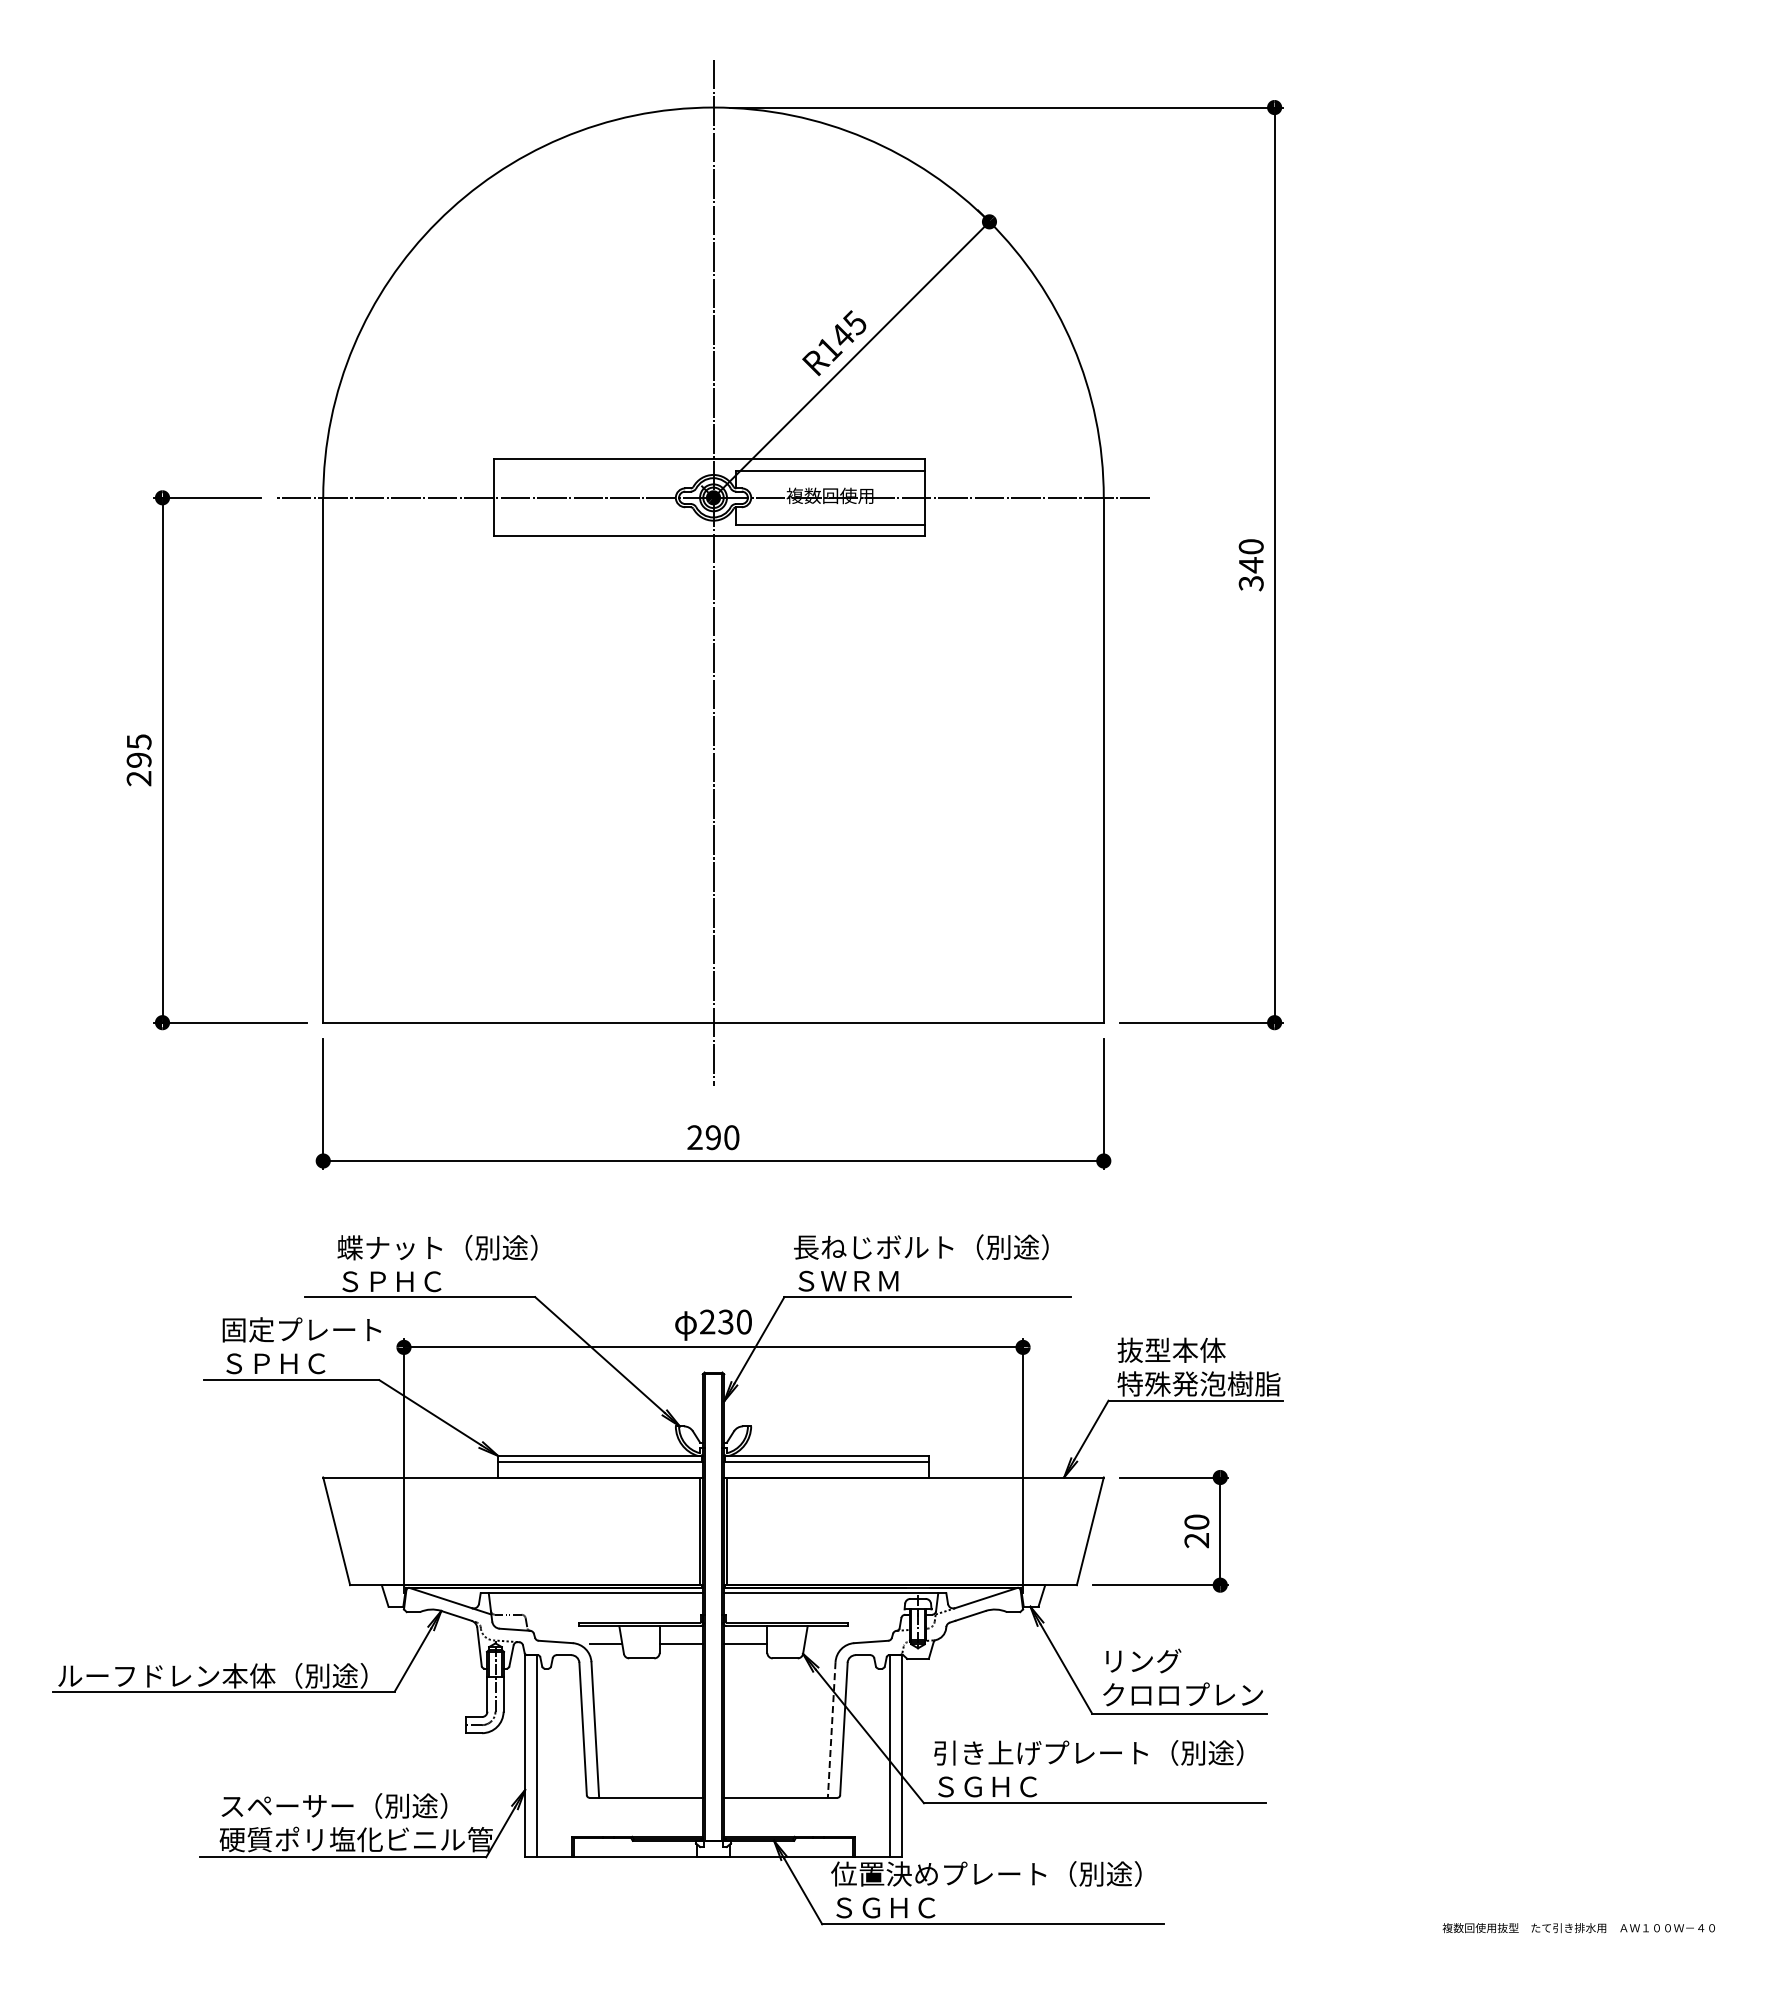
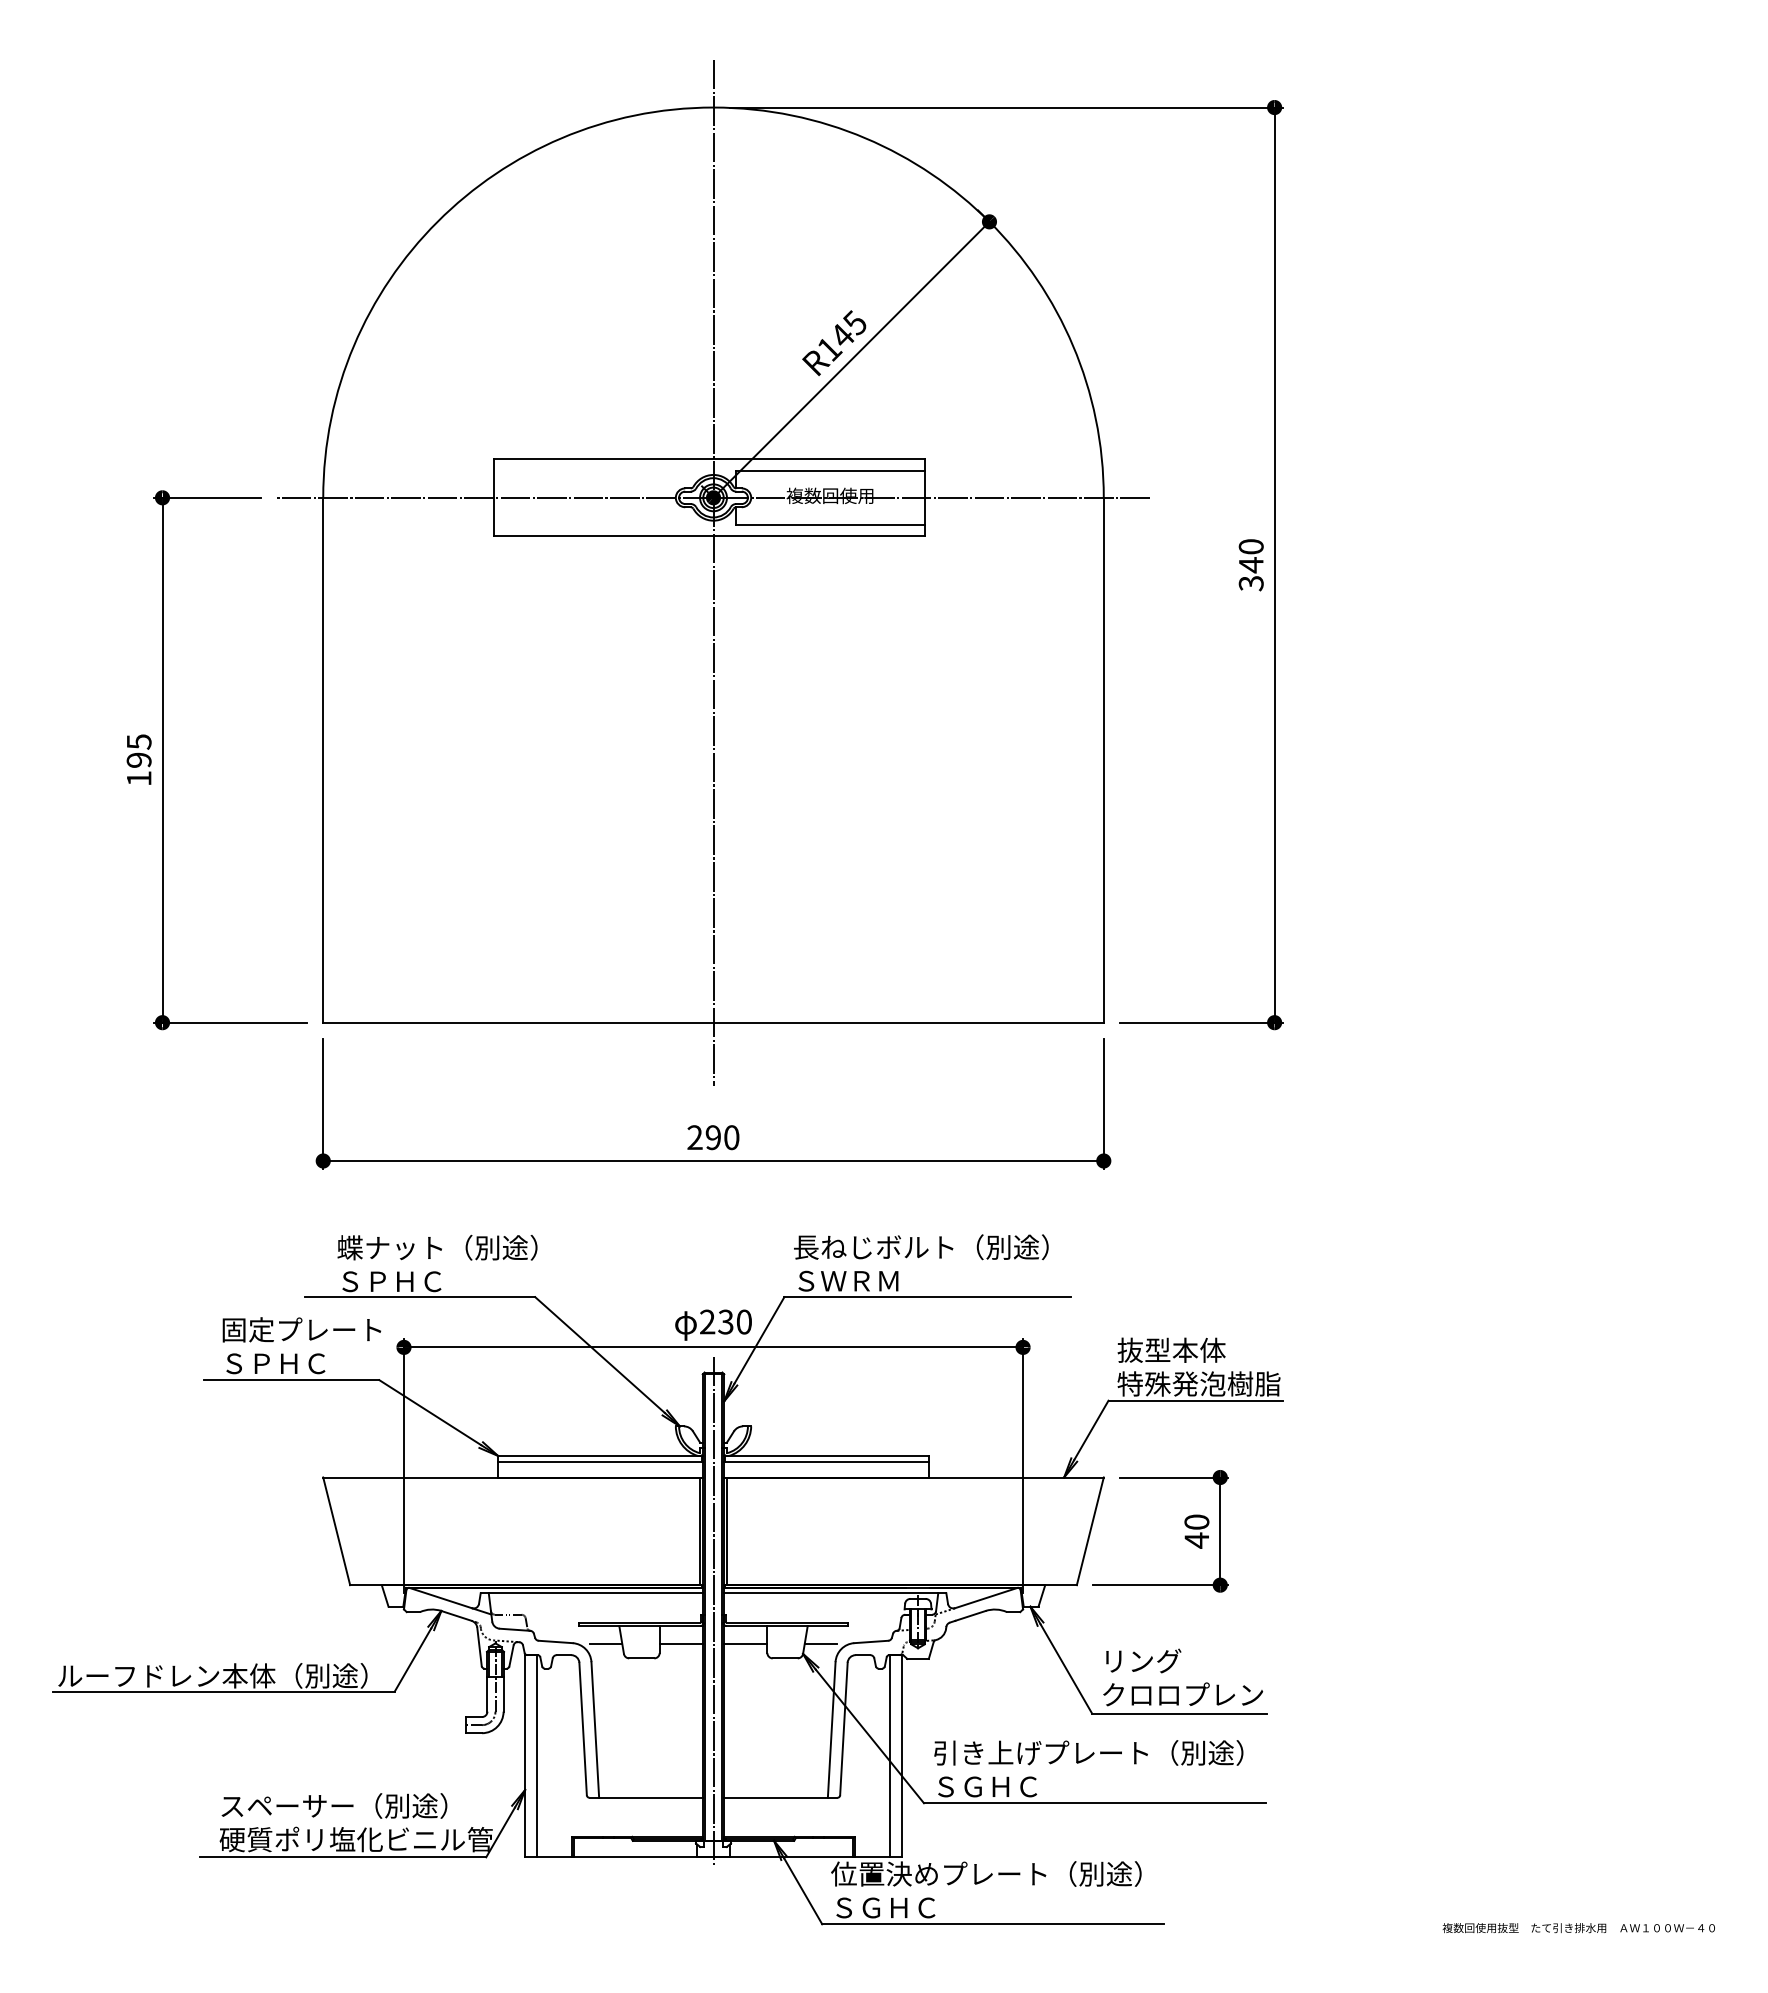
text: 295 -> 195 (138, 778)
text: 20 -> 40 (1196, 1540)
line: none -> present (713, 1611)
line: none -> present (820, 1644)
line: dashed -> solid (831, 1729)
